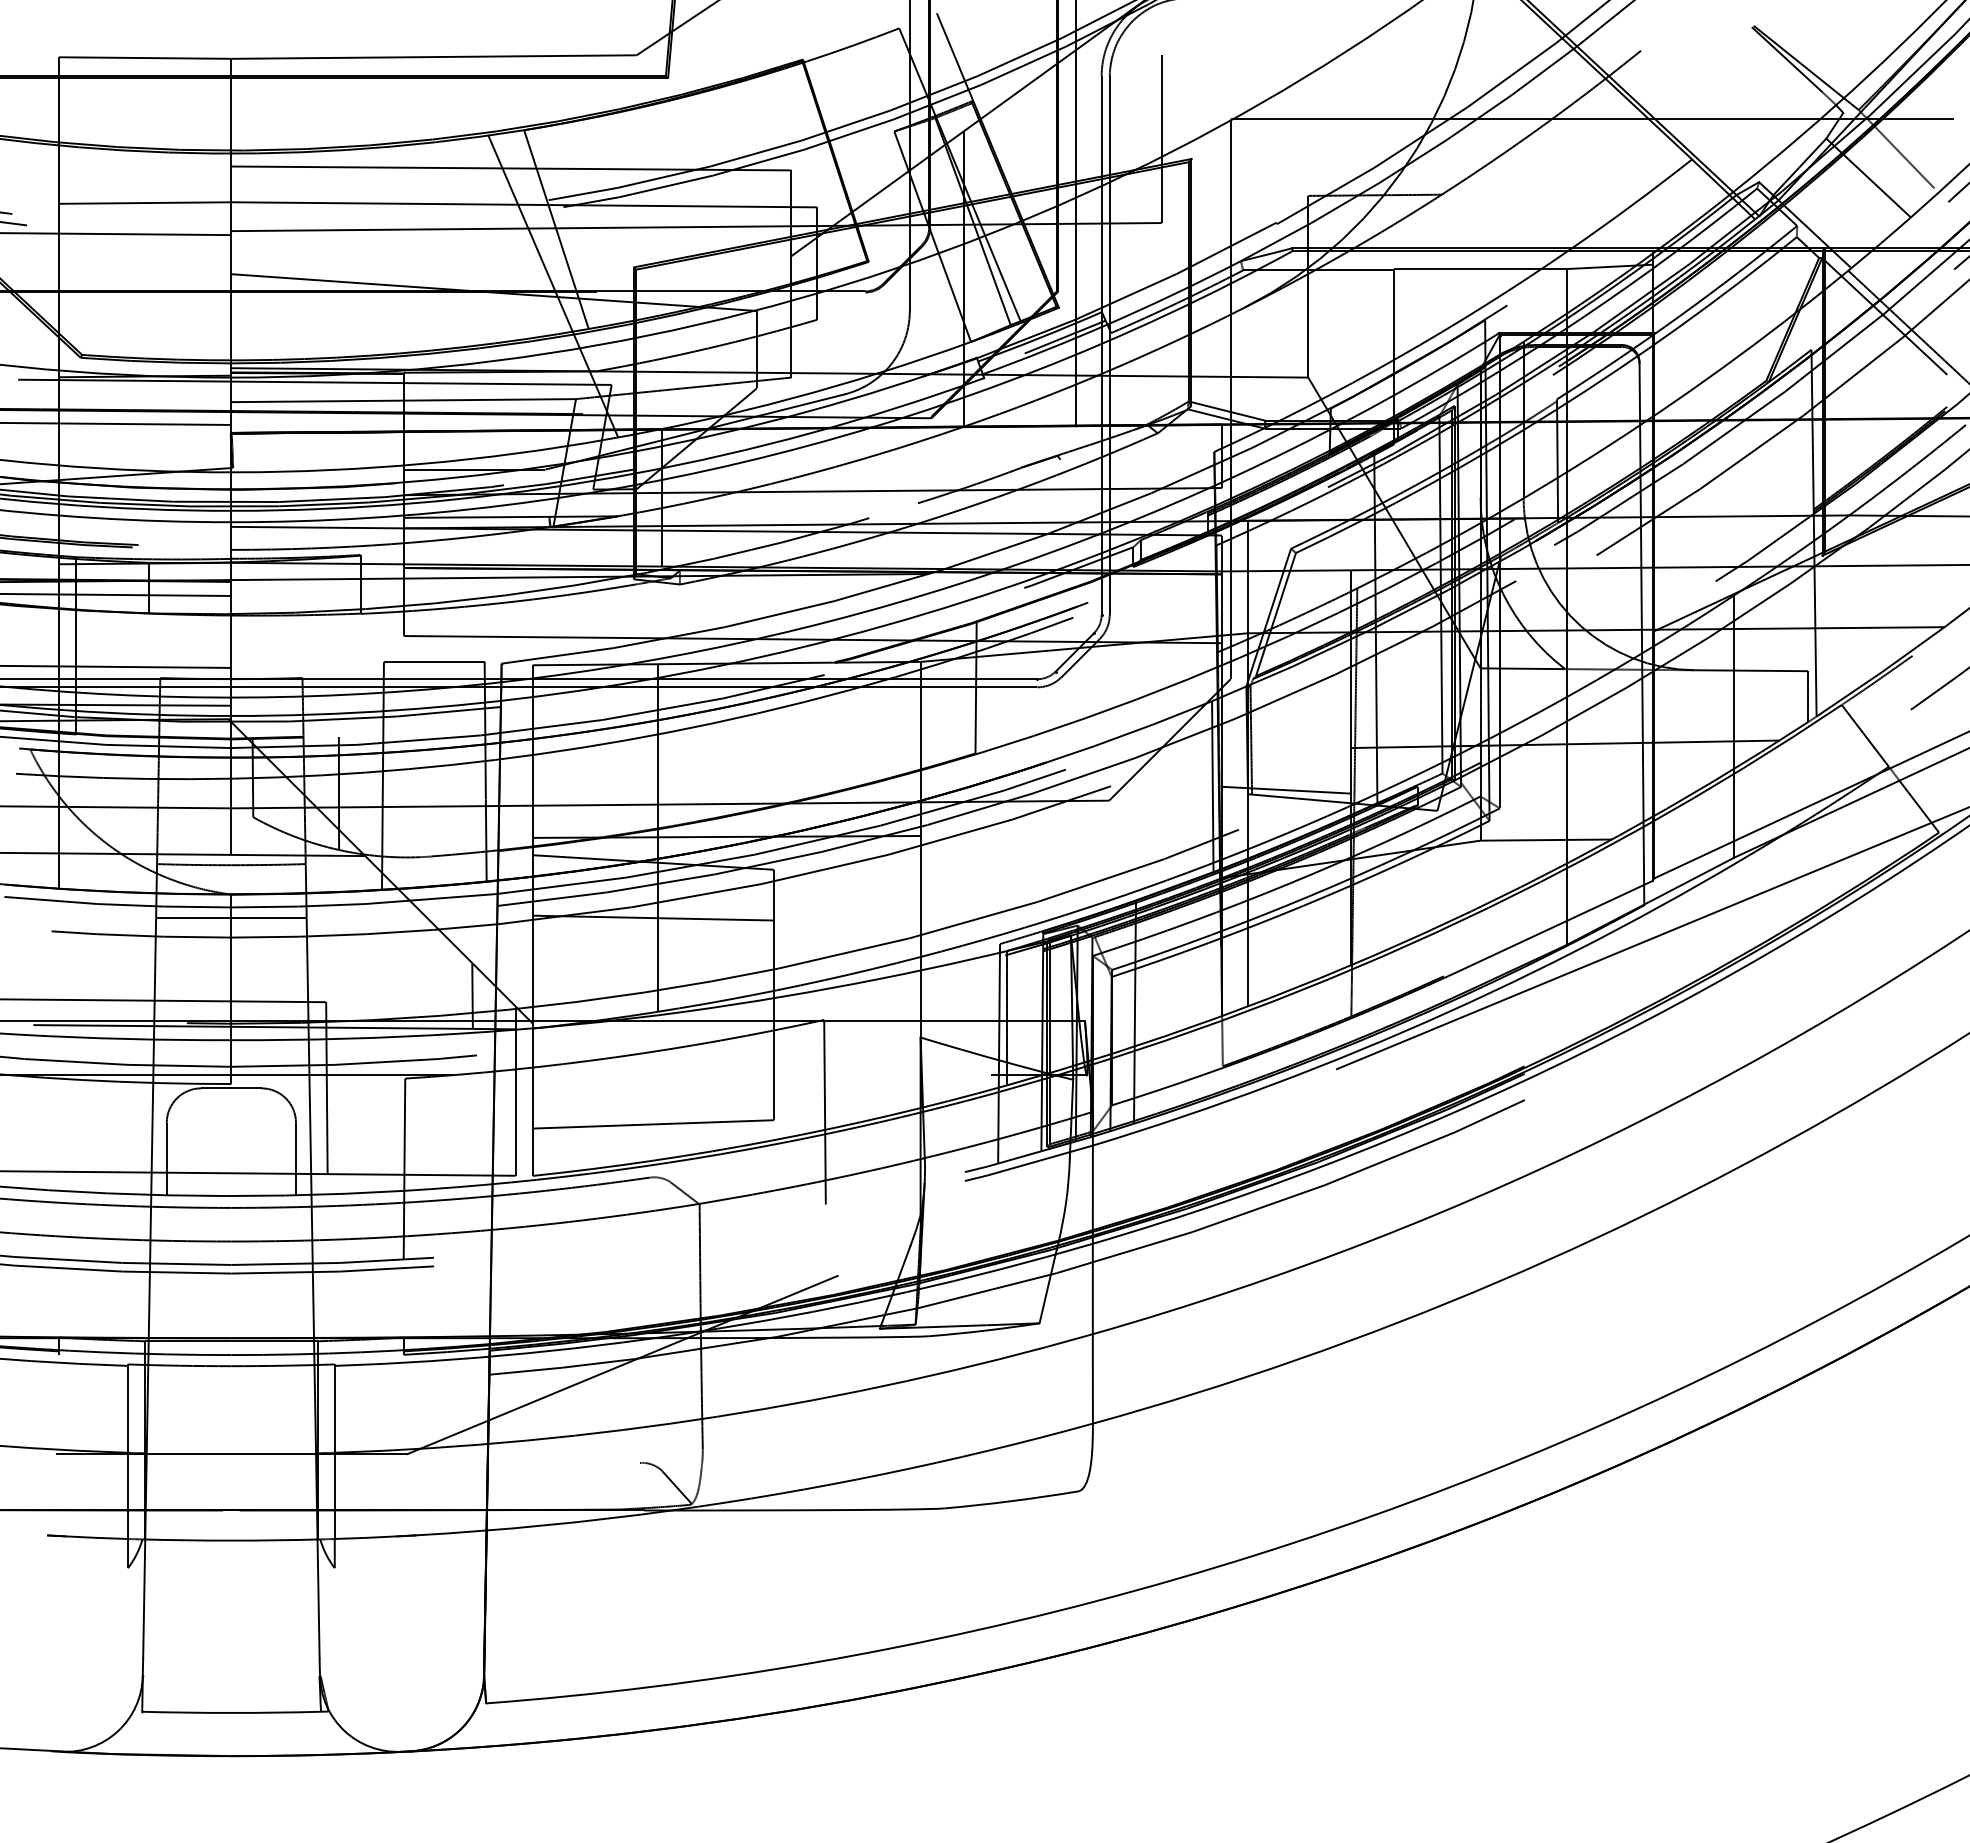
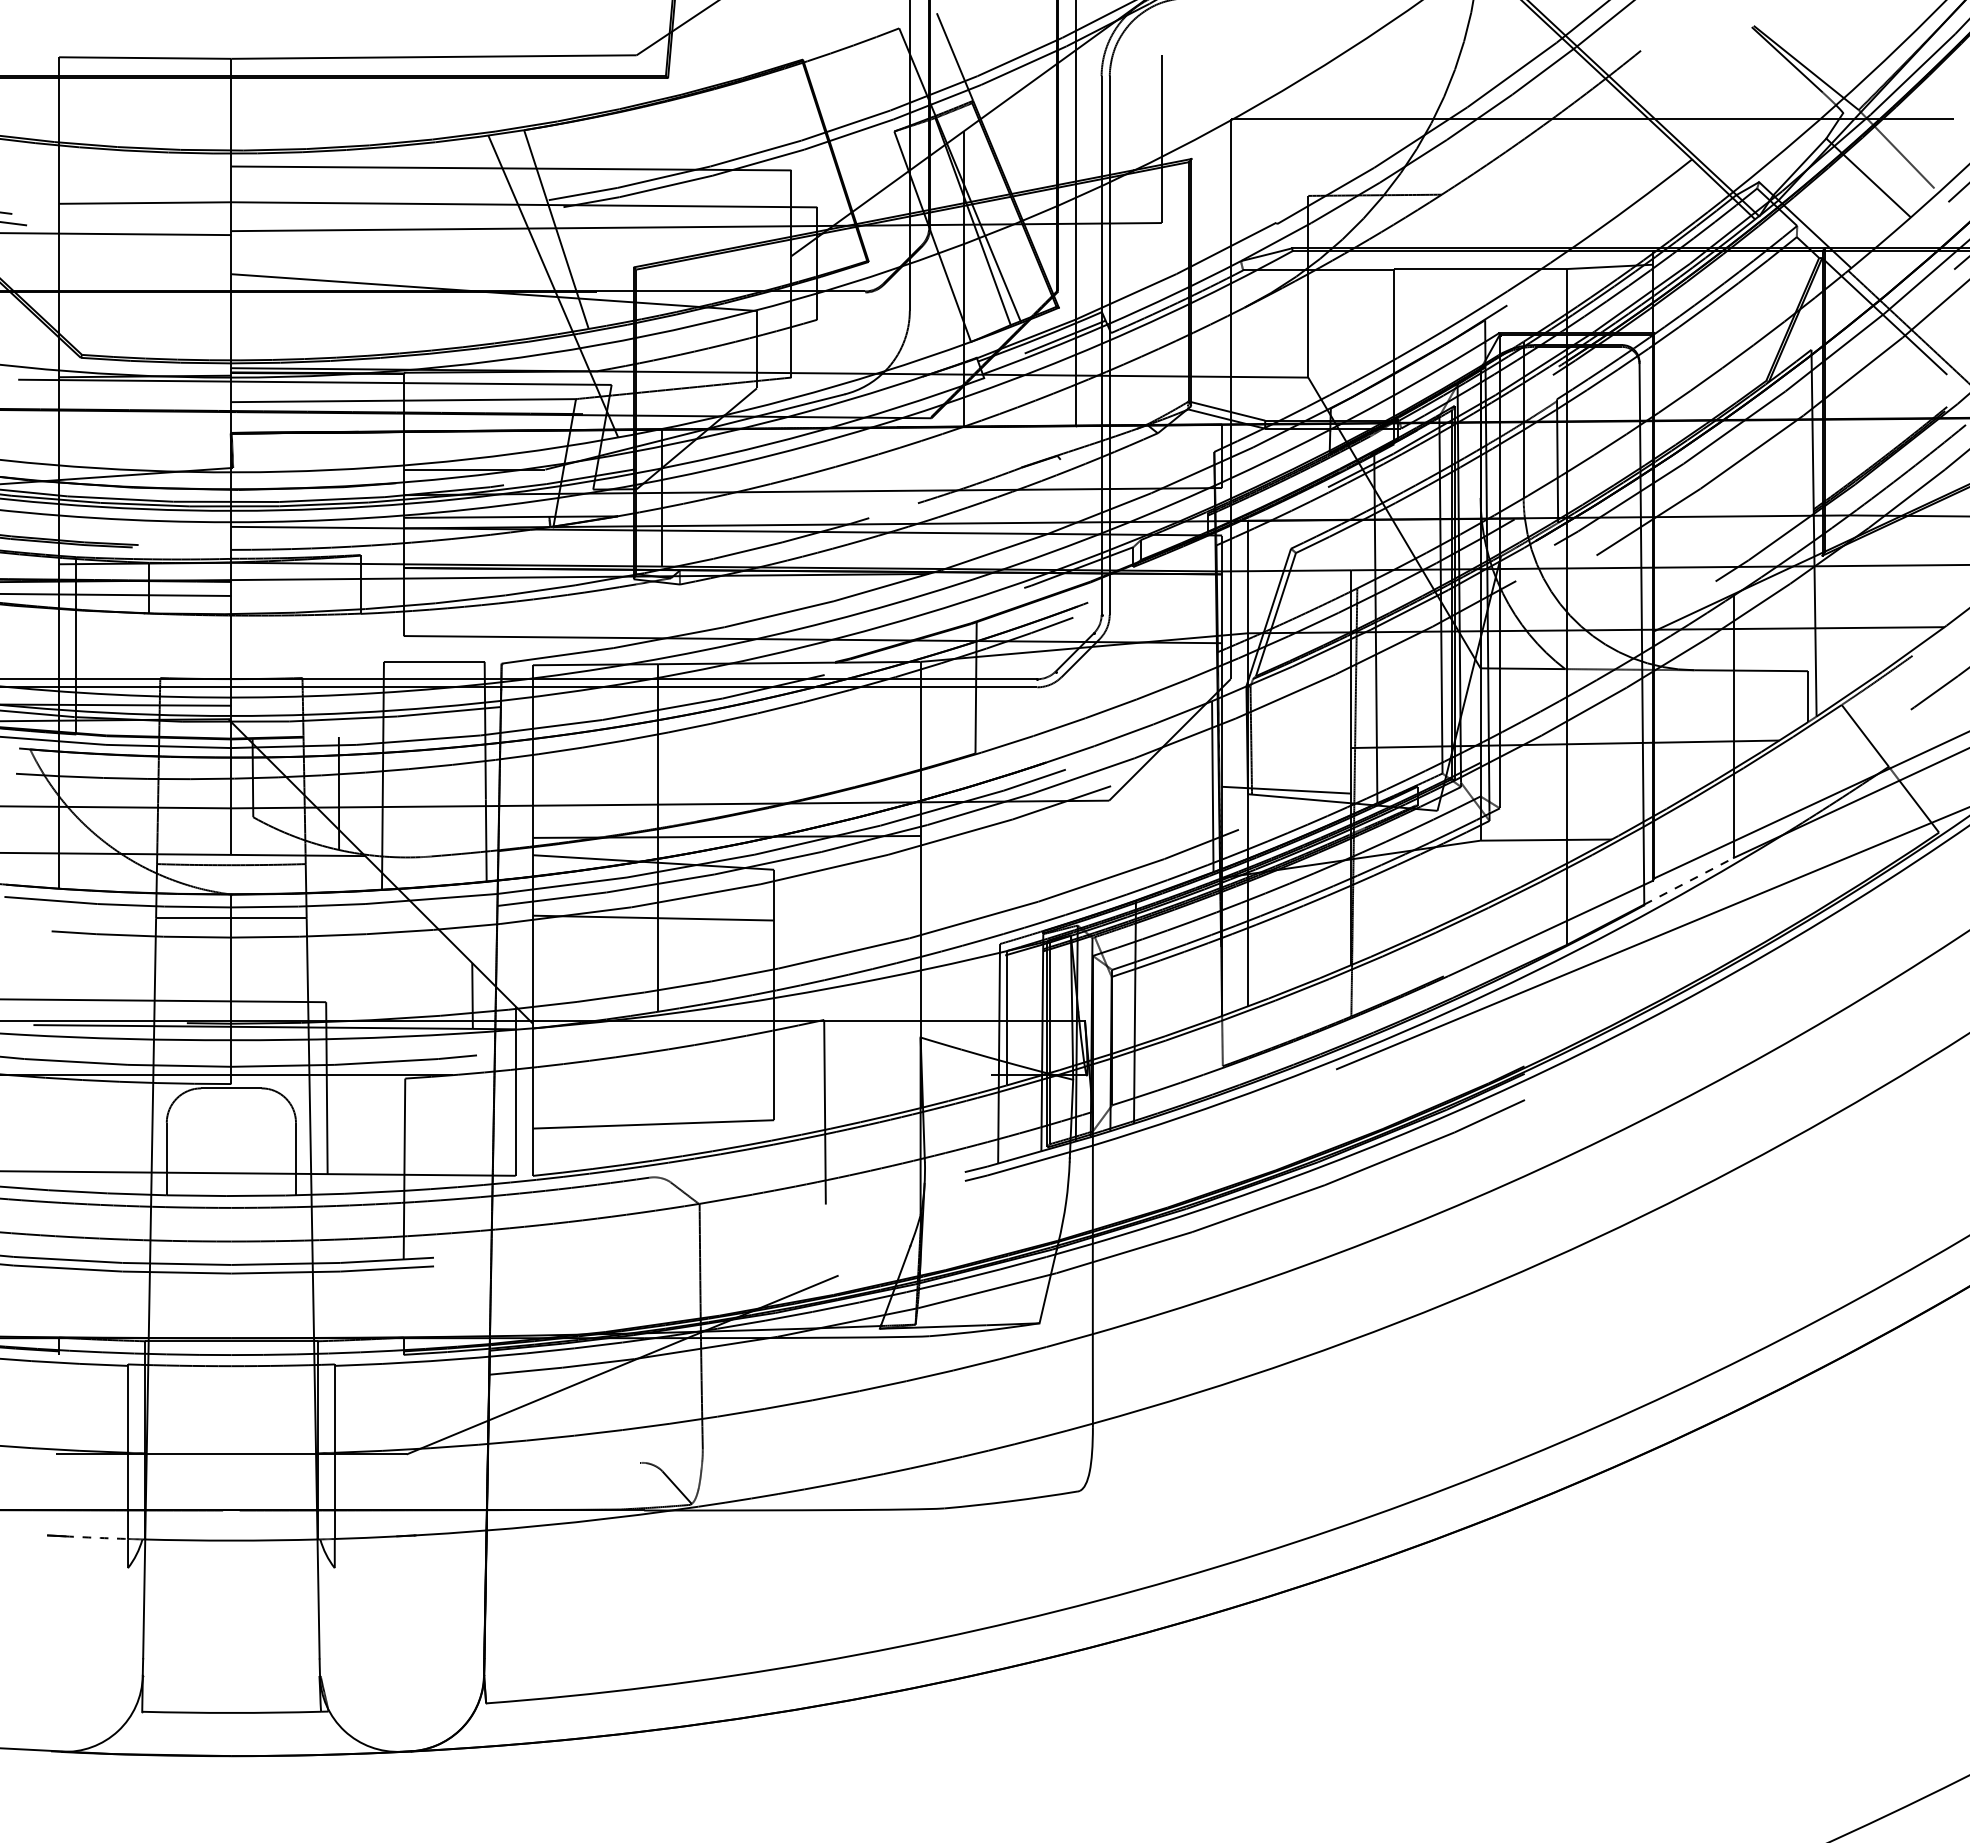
line: present -> none (116, 423)
line: present -> none (116, 666)
line: solid -> dashed (1689, 881)
arc: solid -> dashed (96, 1537)
